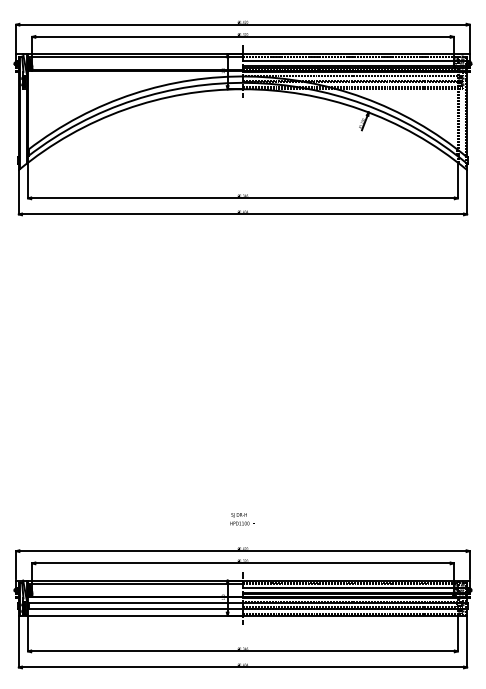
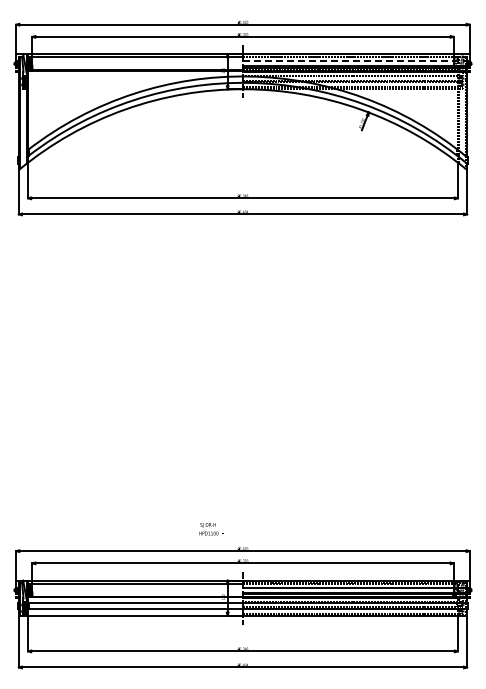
line: solid -> dashed (356, 61)
text position: (242, 519) -> (211, 529) (211, 529)
